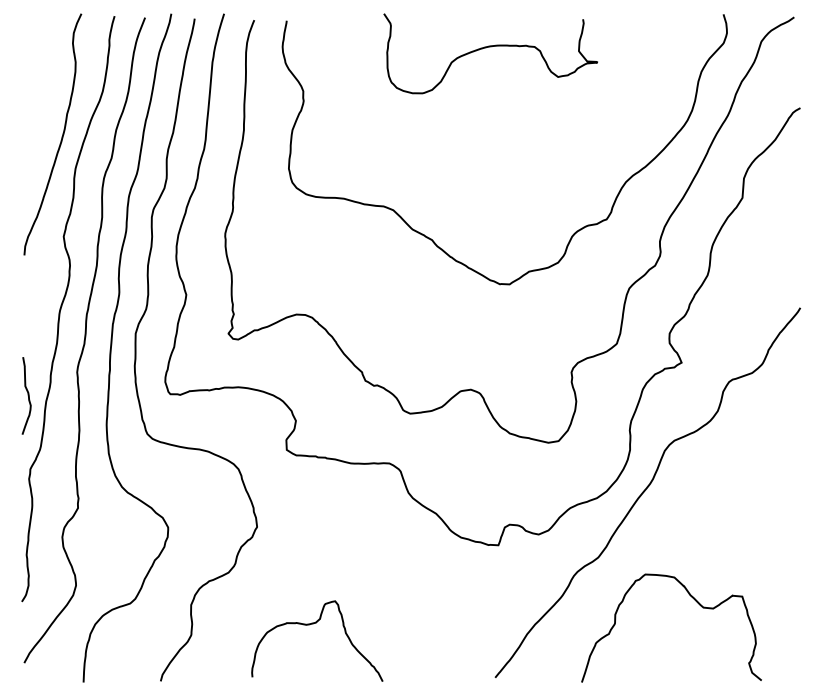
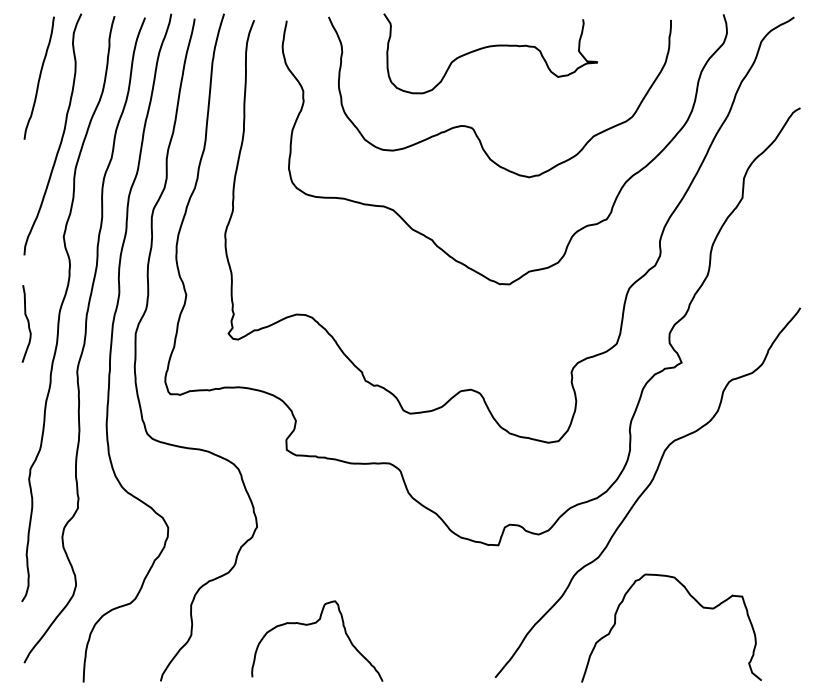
curve: none -> present (38, 77)
curve: none -> present (472, 127)
curve position: (27, 395) -> (27, 323) (27, 323)
